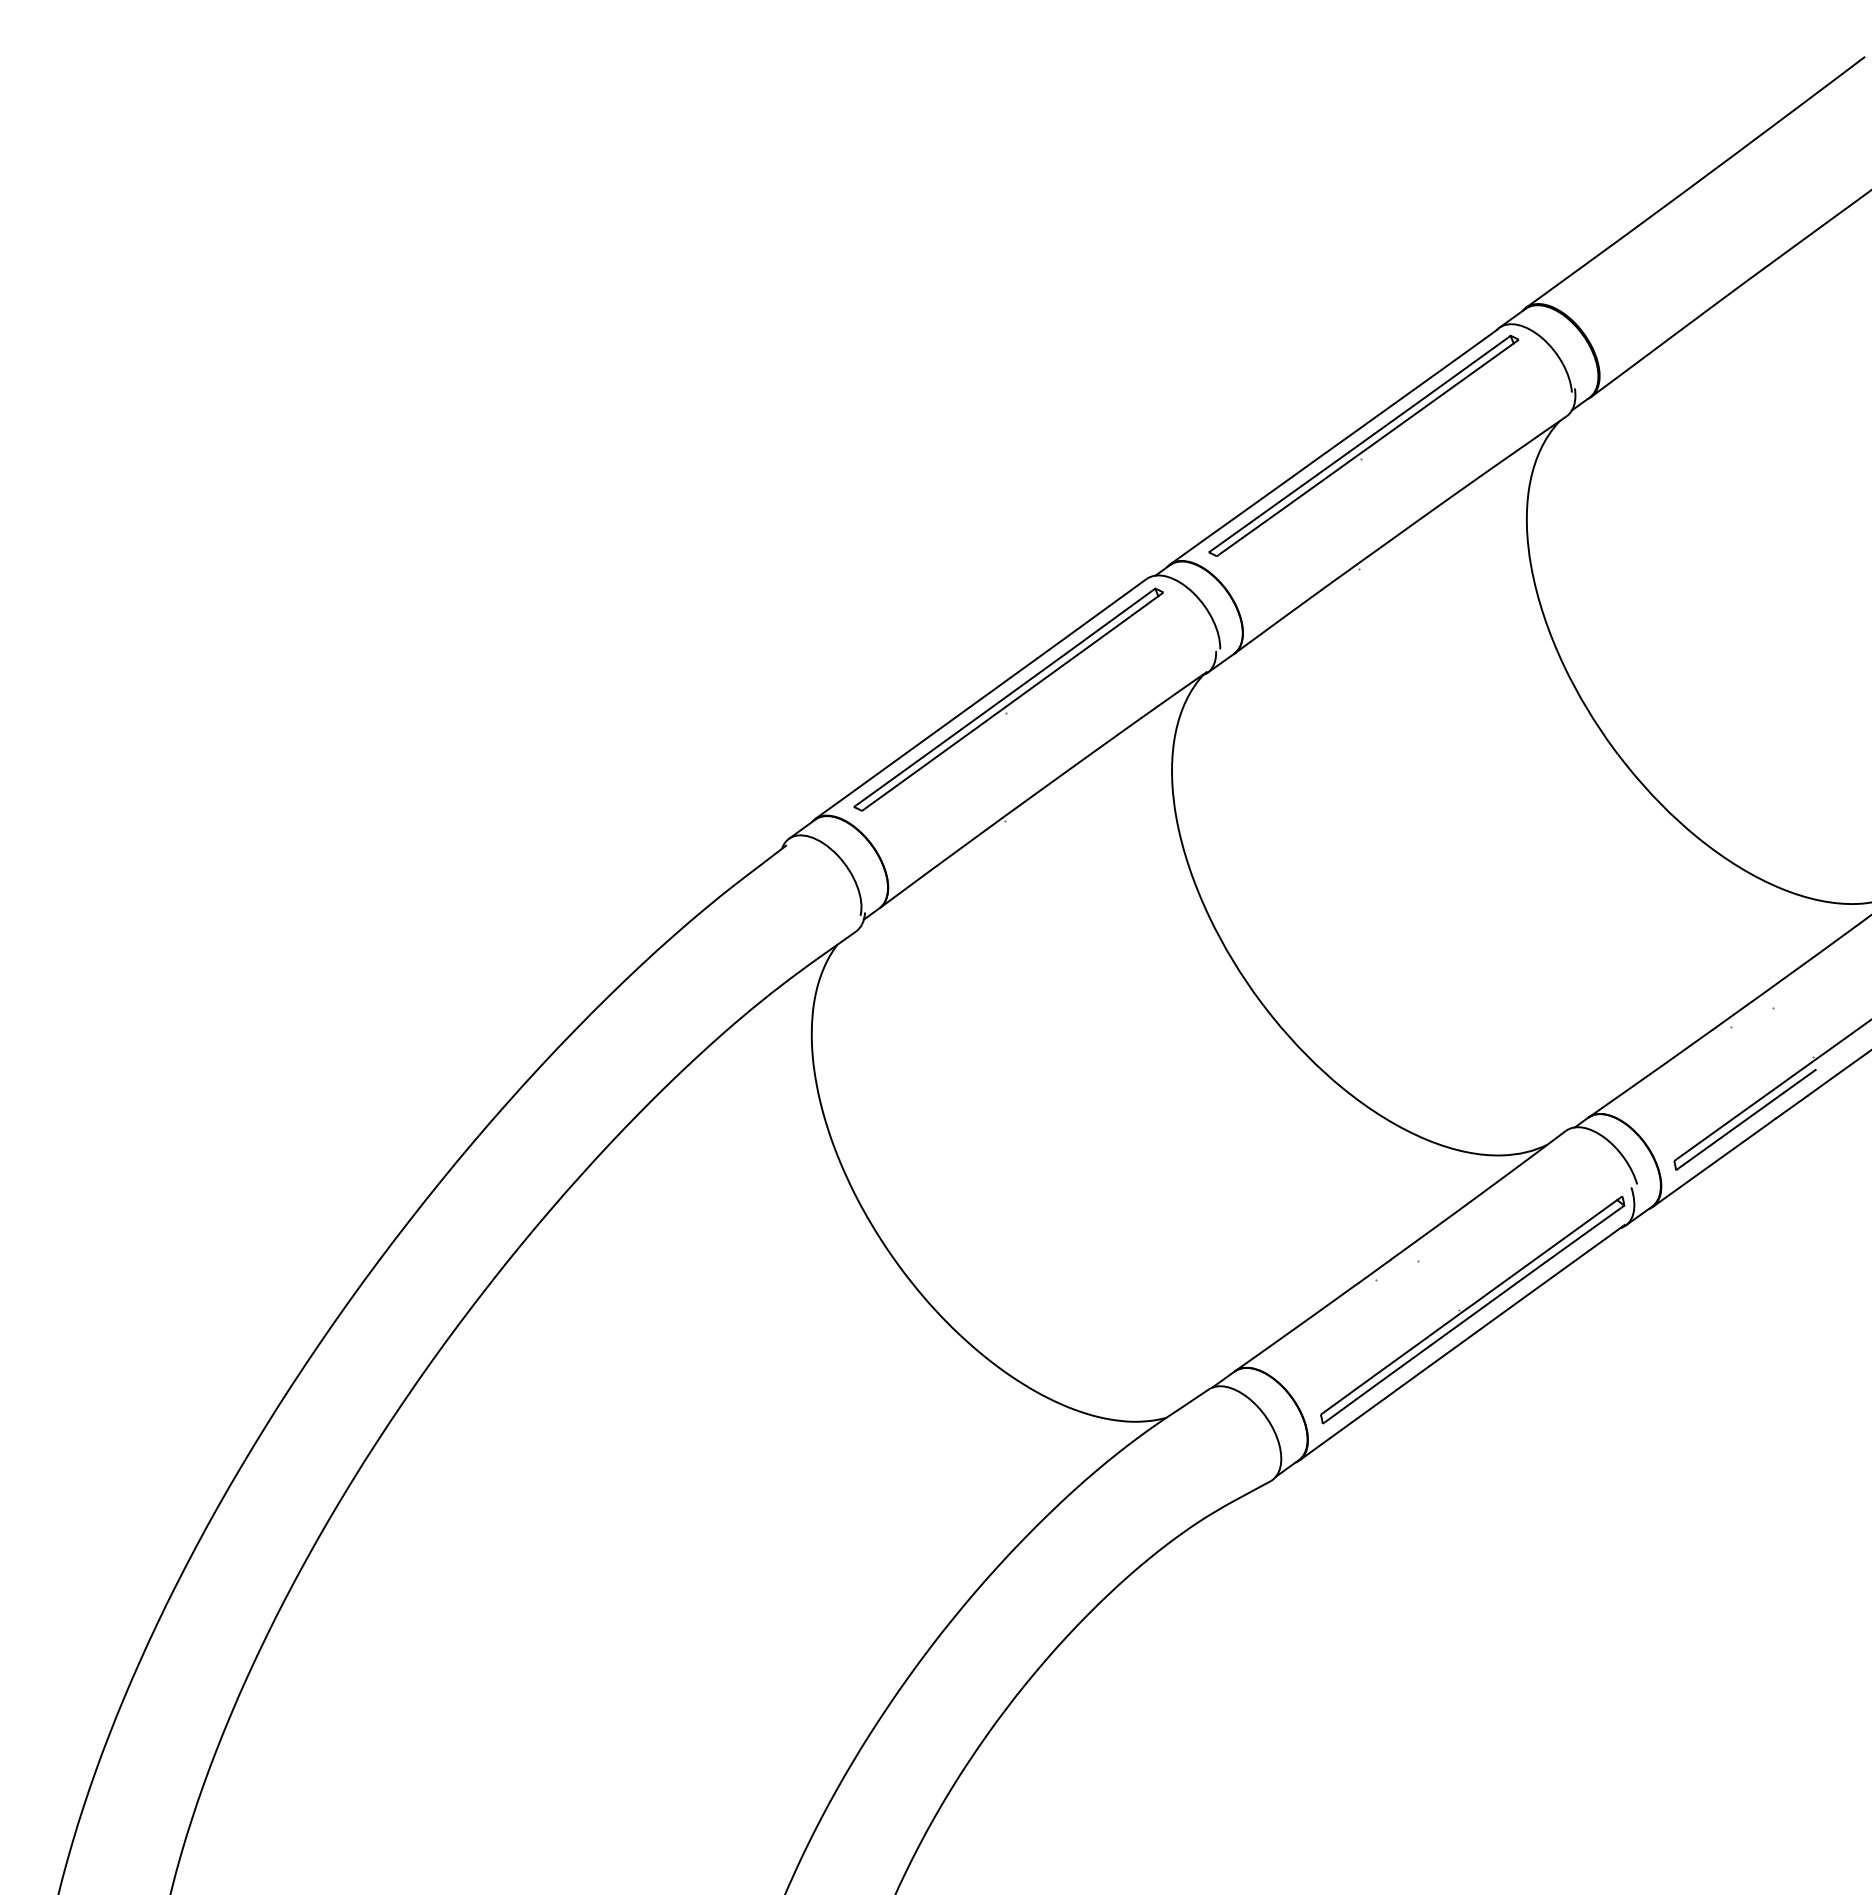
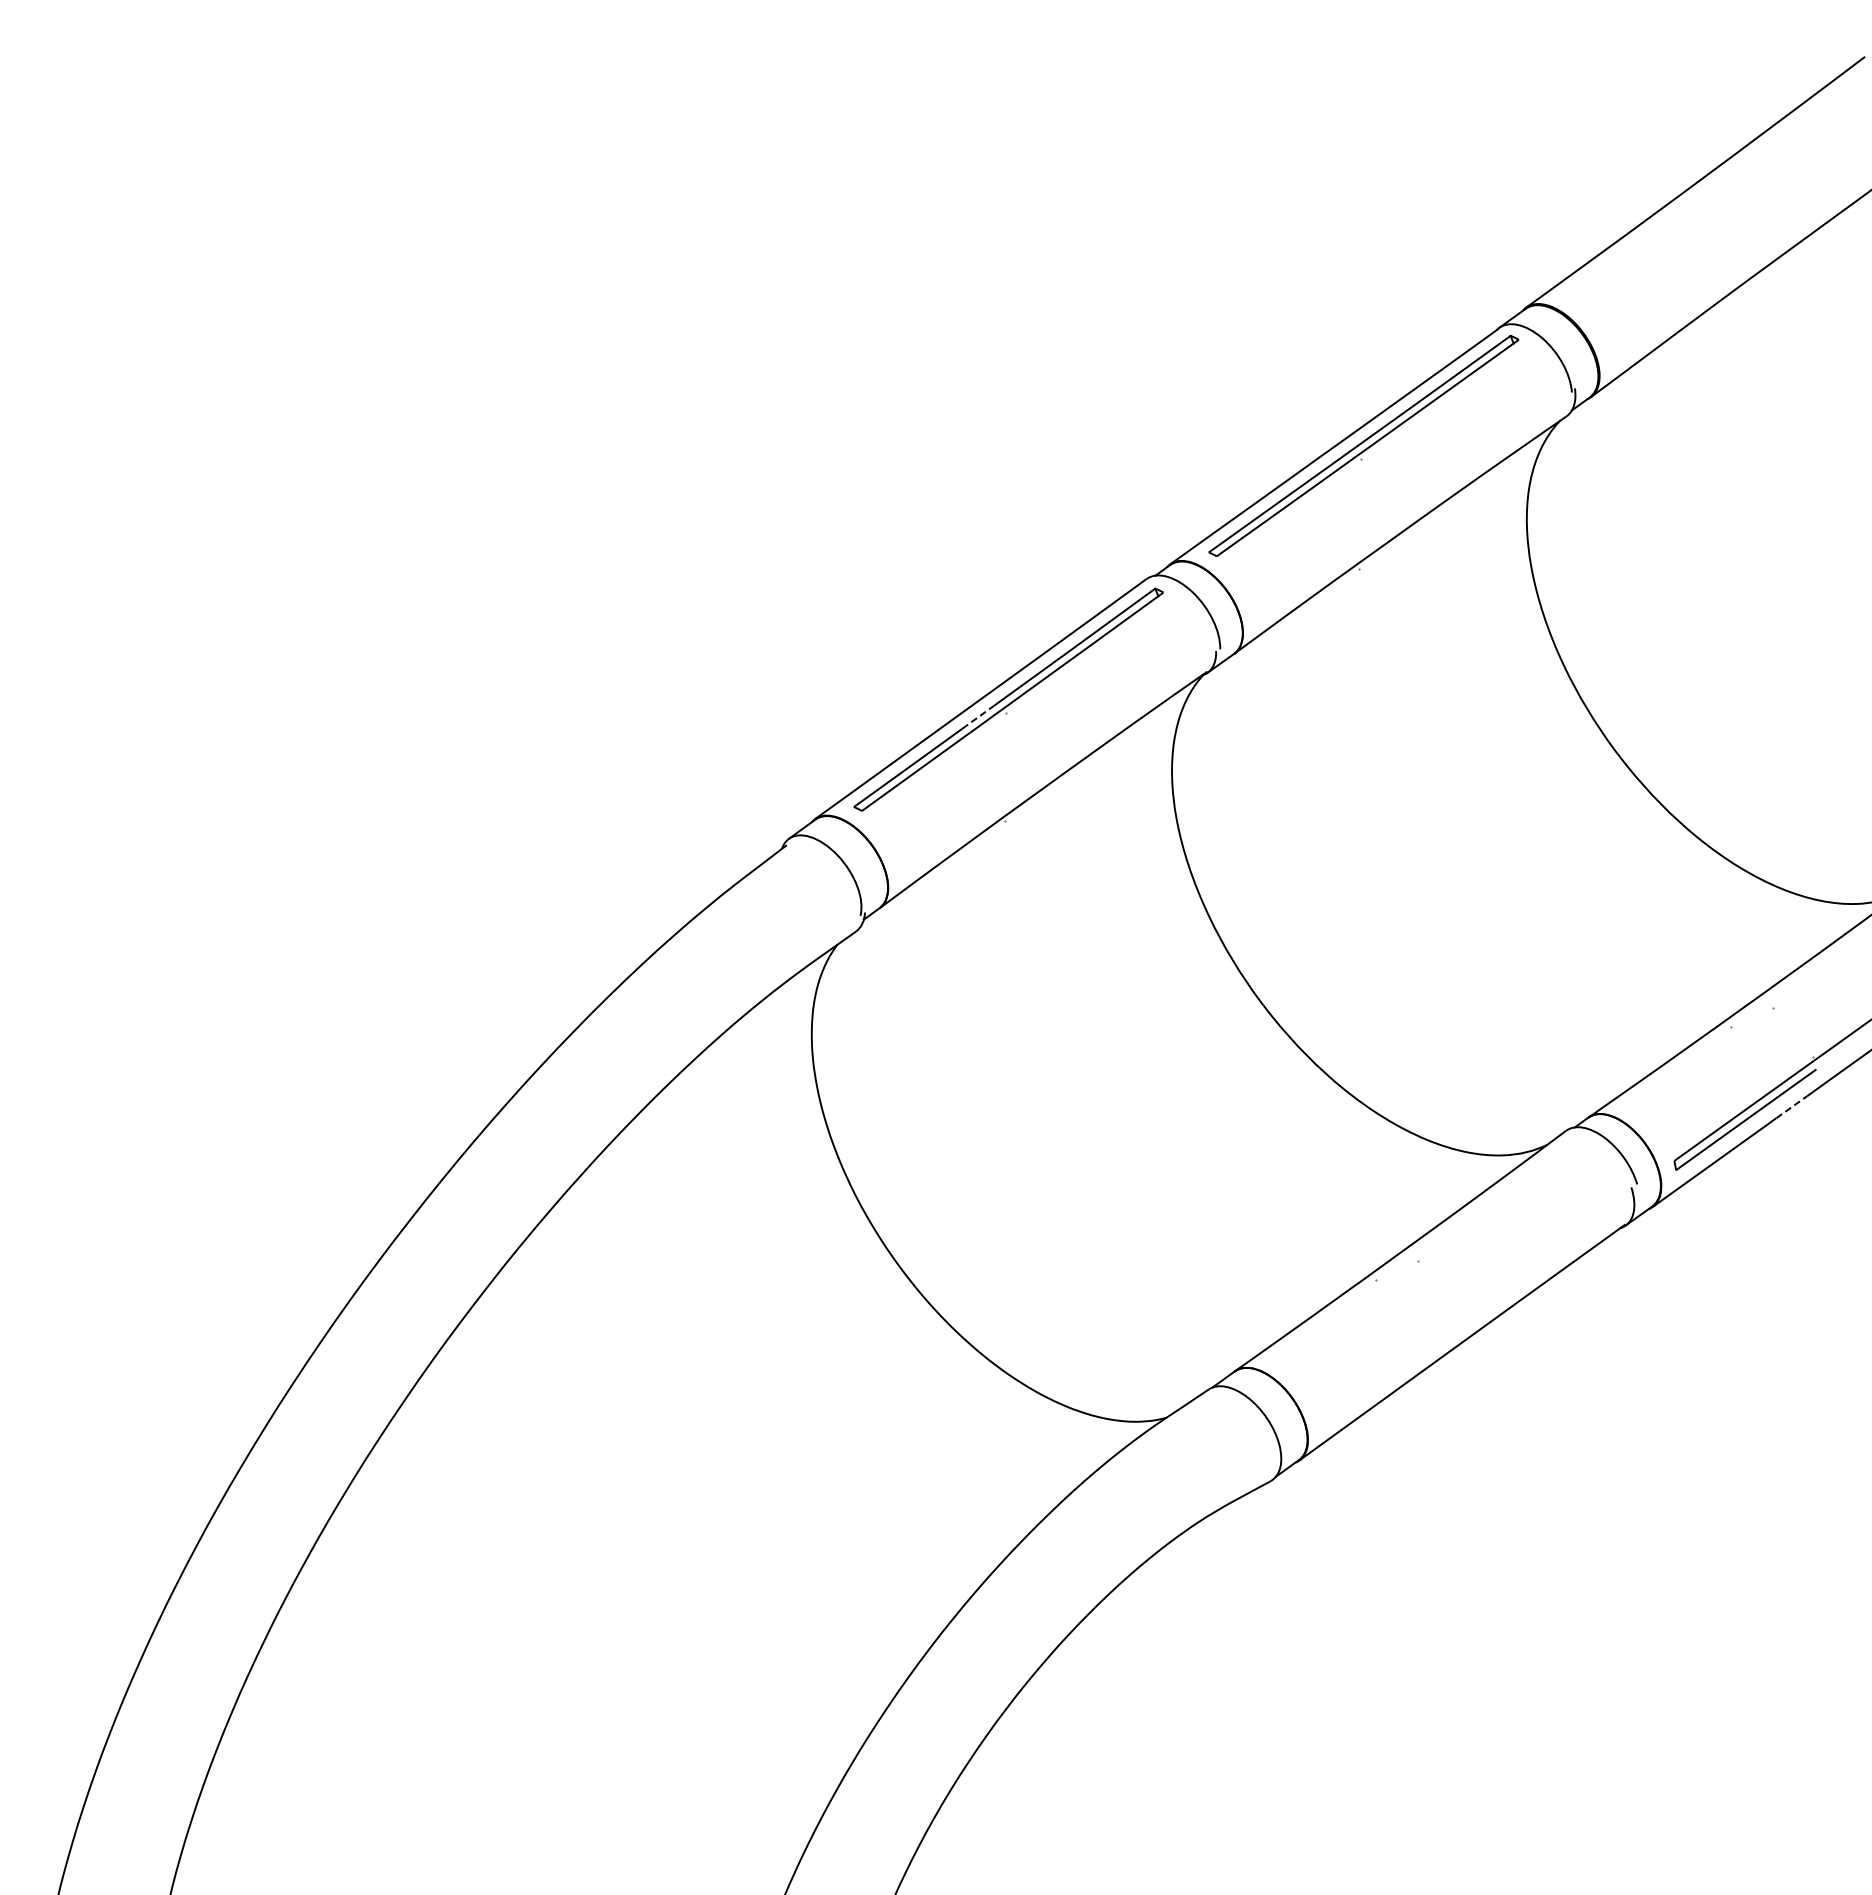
line: solid -> dashed (978, 717)
line: solid -> dashed (1792, 1106)
part: present -> none (1472, 1309)
